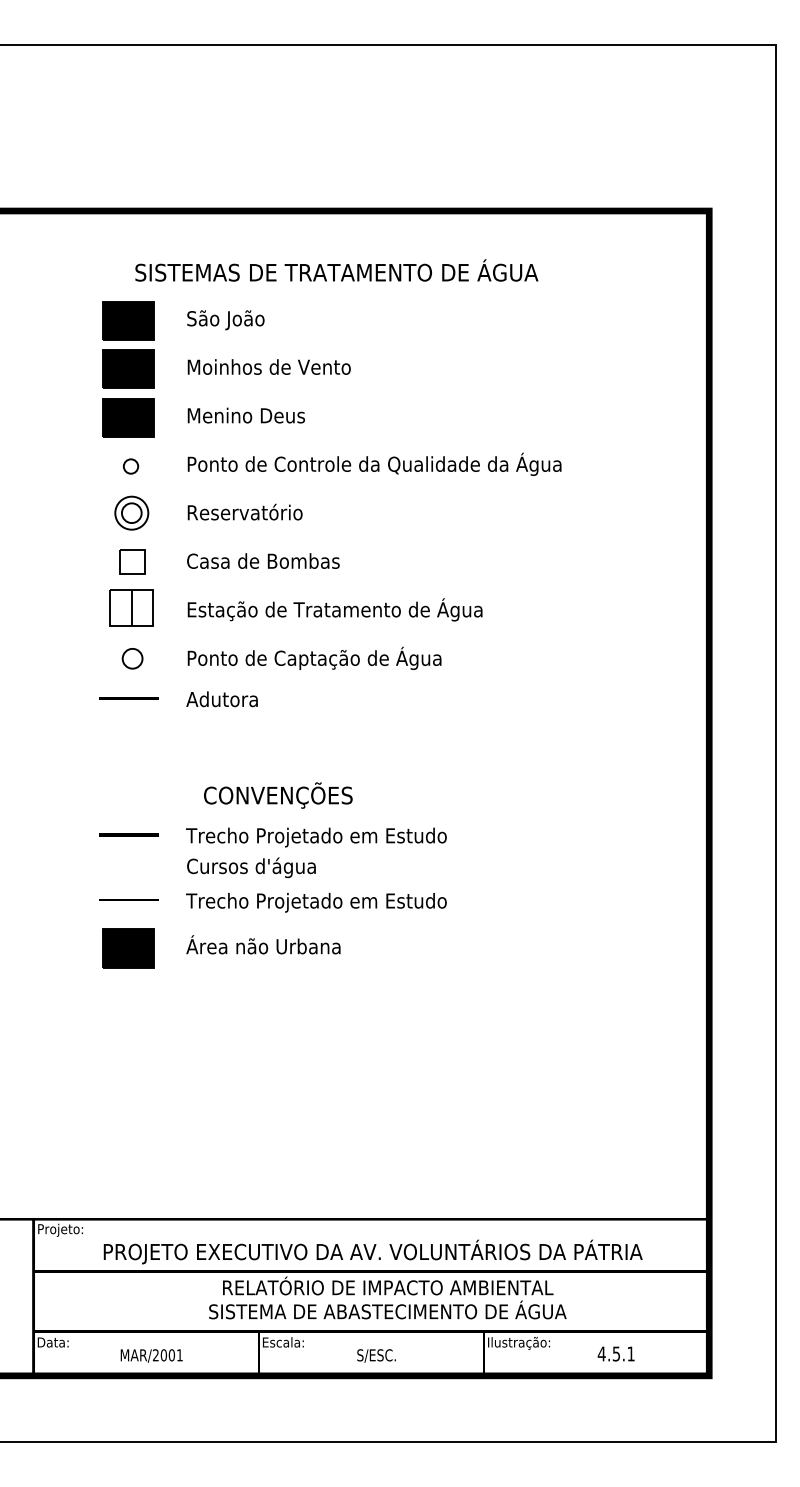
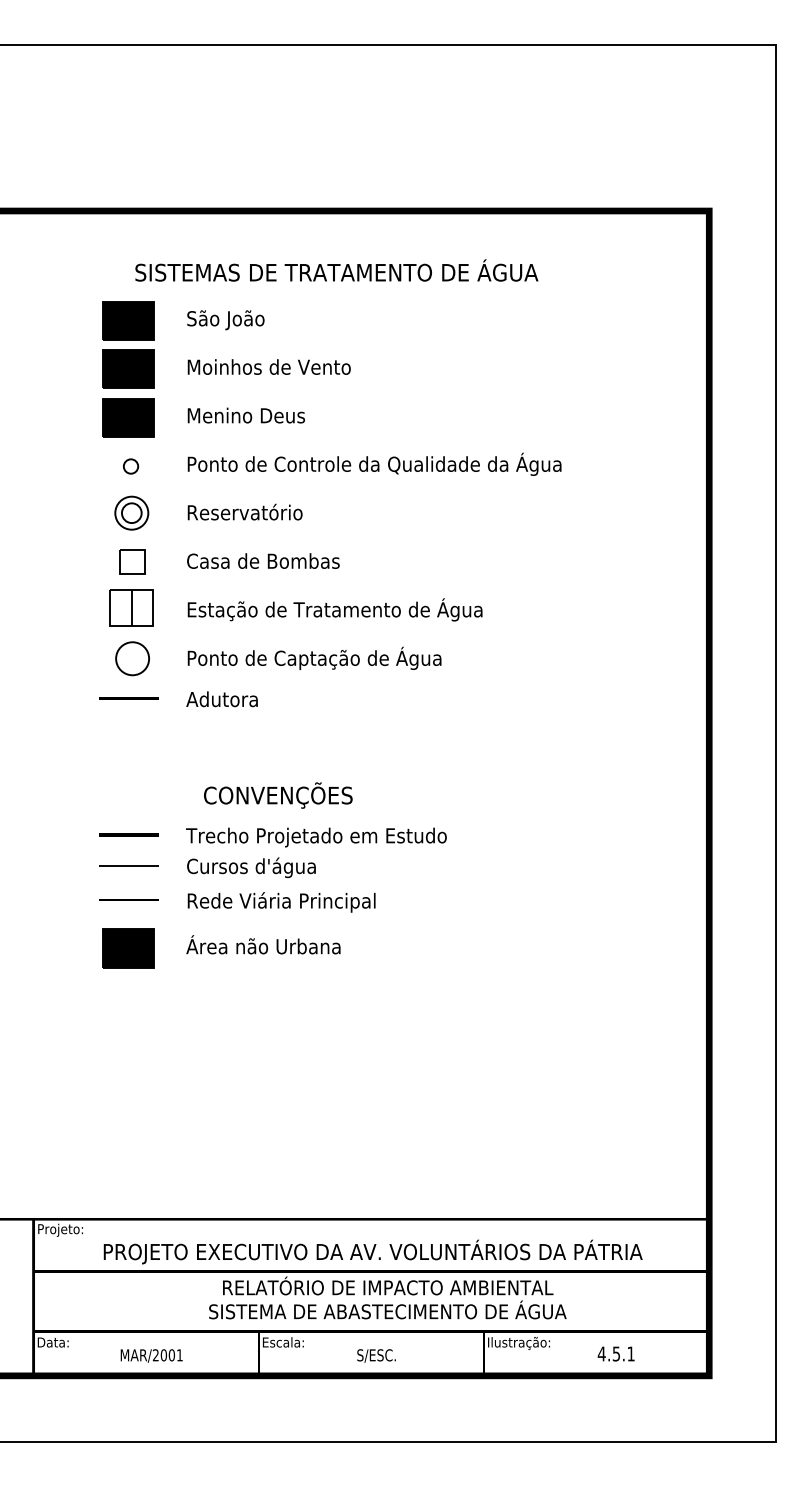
circle diameter: 20 px -> 33 px (132, 658)
line: none -> present (128, 865)
text: Trecho Projetado em Estudo -> Rede Viária Principal (316, 902)
